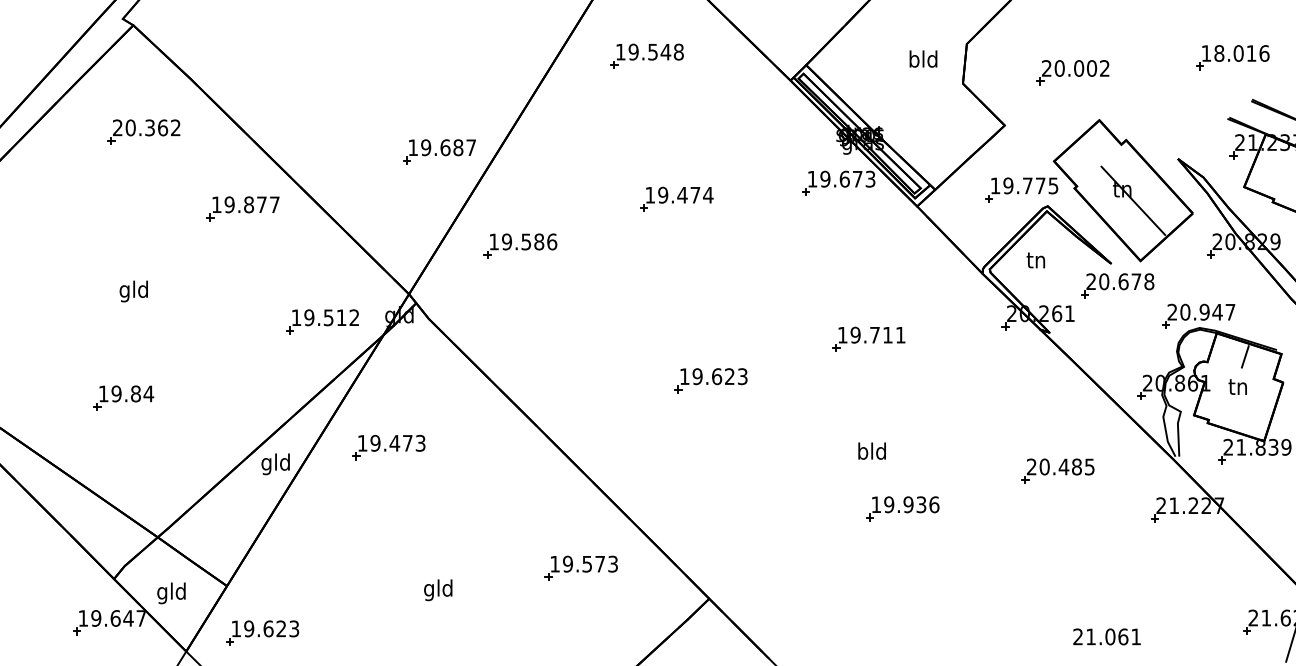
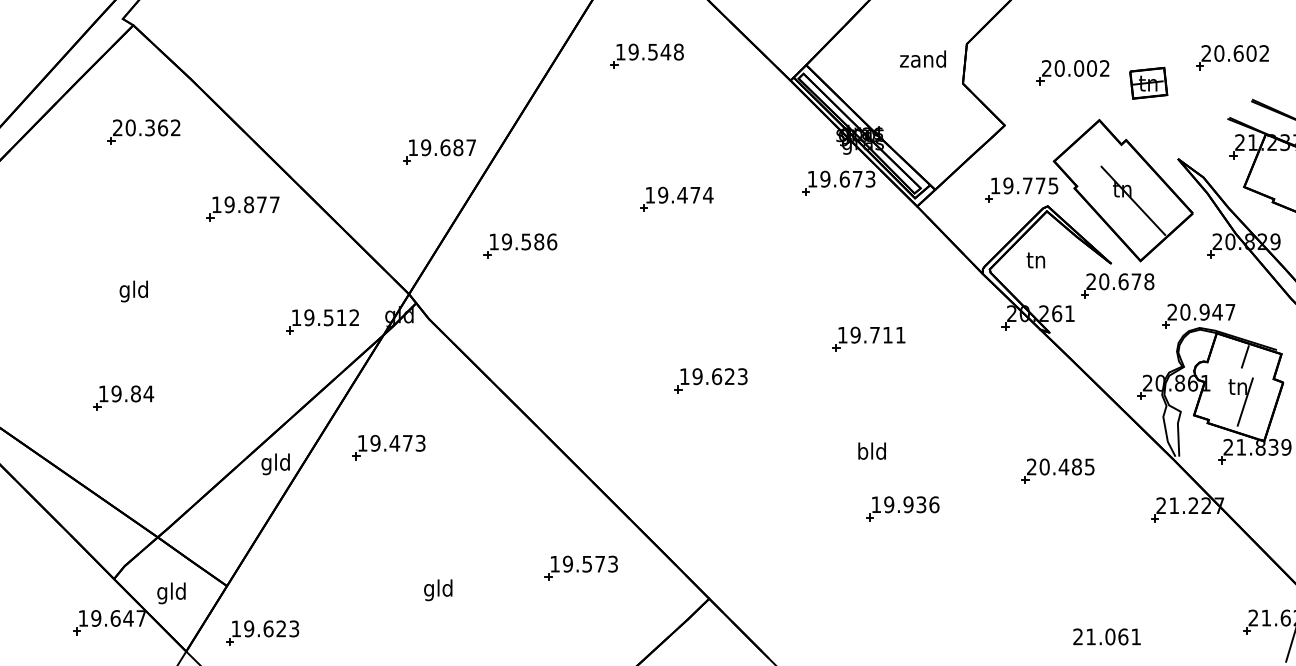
text: 18.016 -> 20.602 (1235, 53)
text: bld -> zand (922, 58)
part: none -> present (1148, 82)
line: none -> present (1244, 401)
